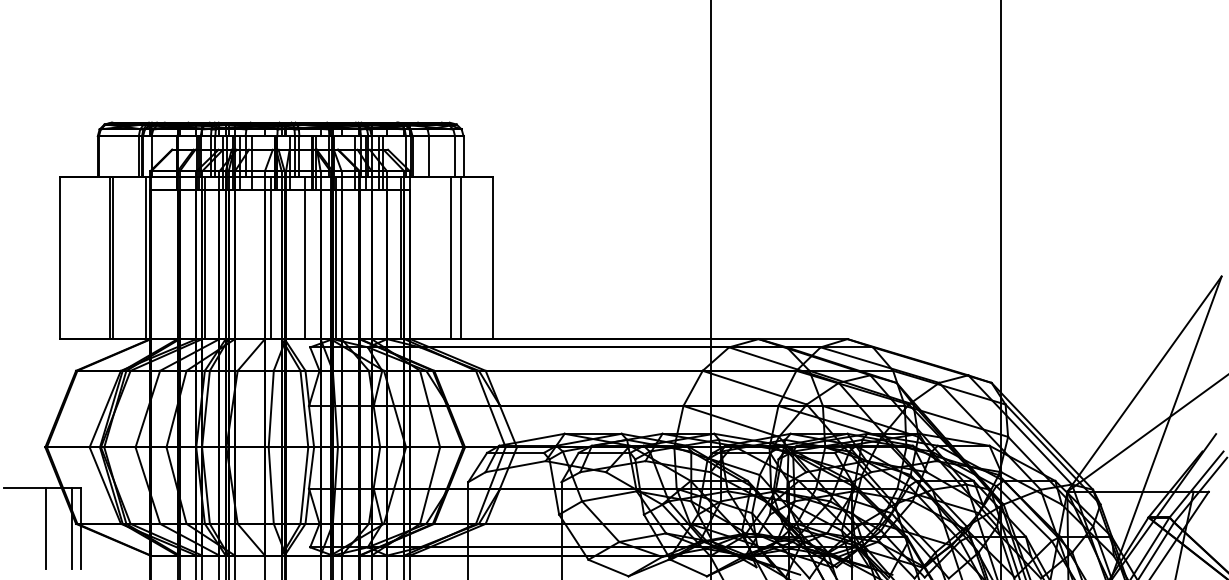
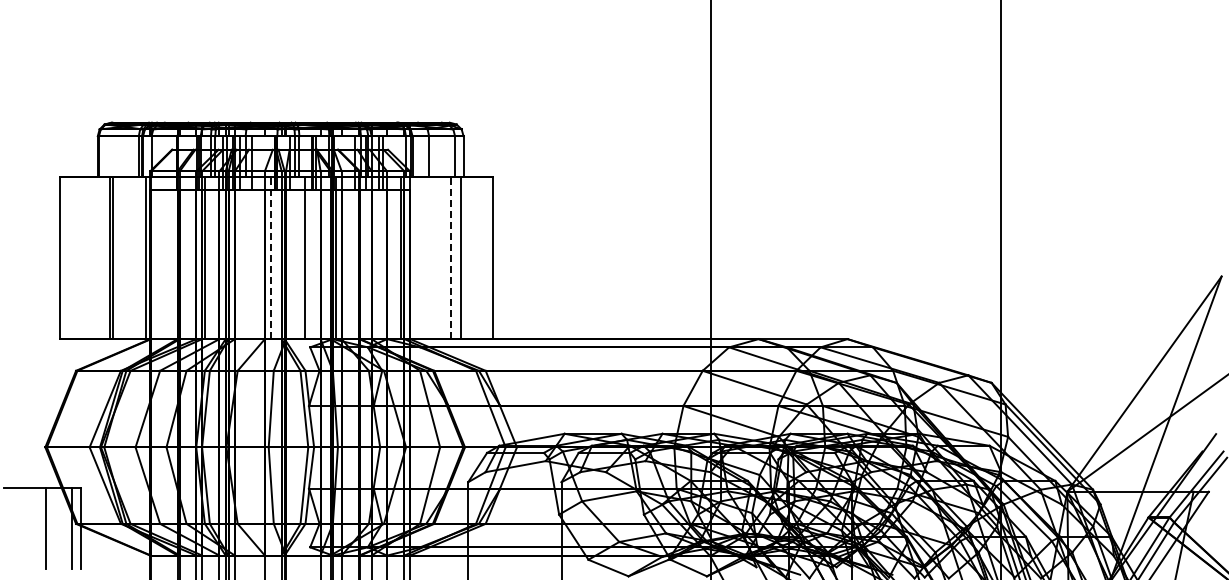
line: solid -> dashed (270, 257)
line: solid -> dashed (450, 257)
